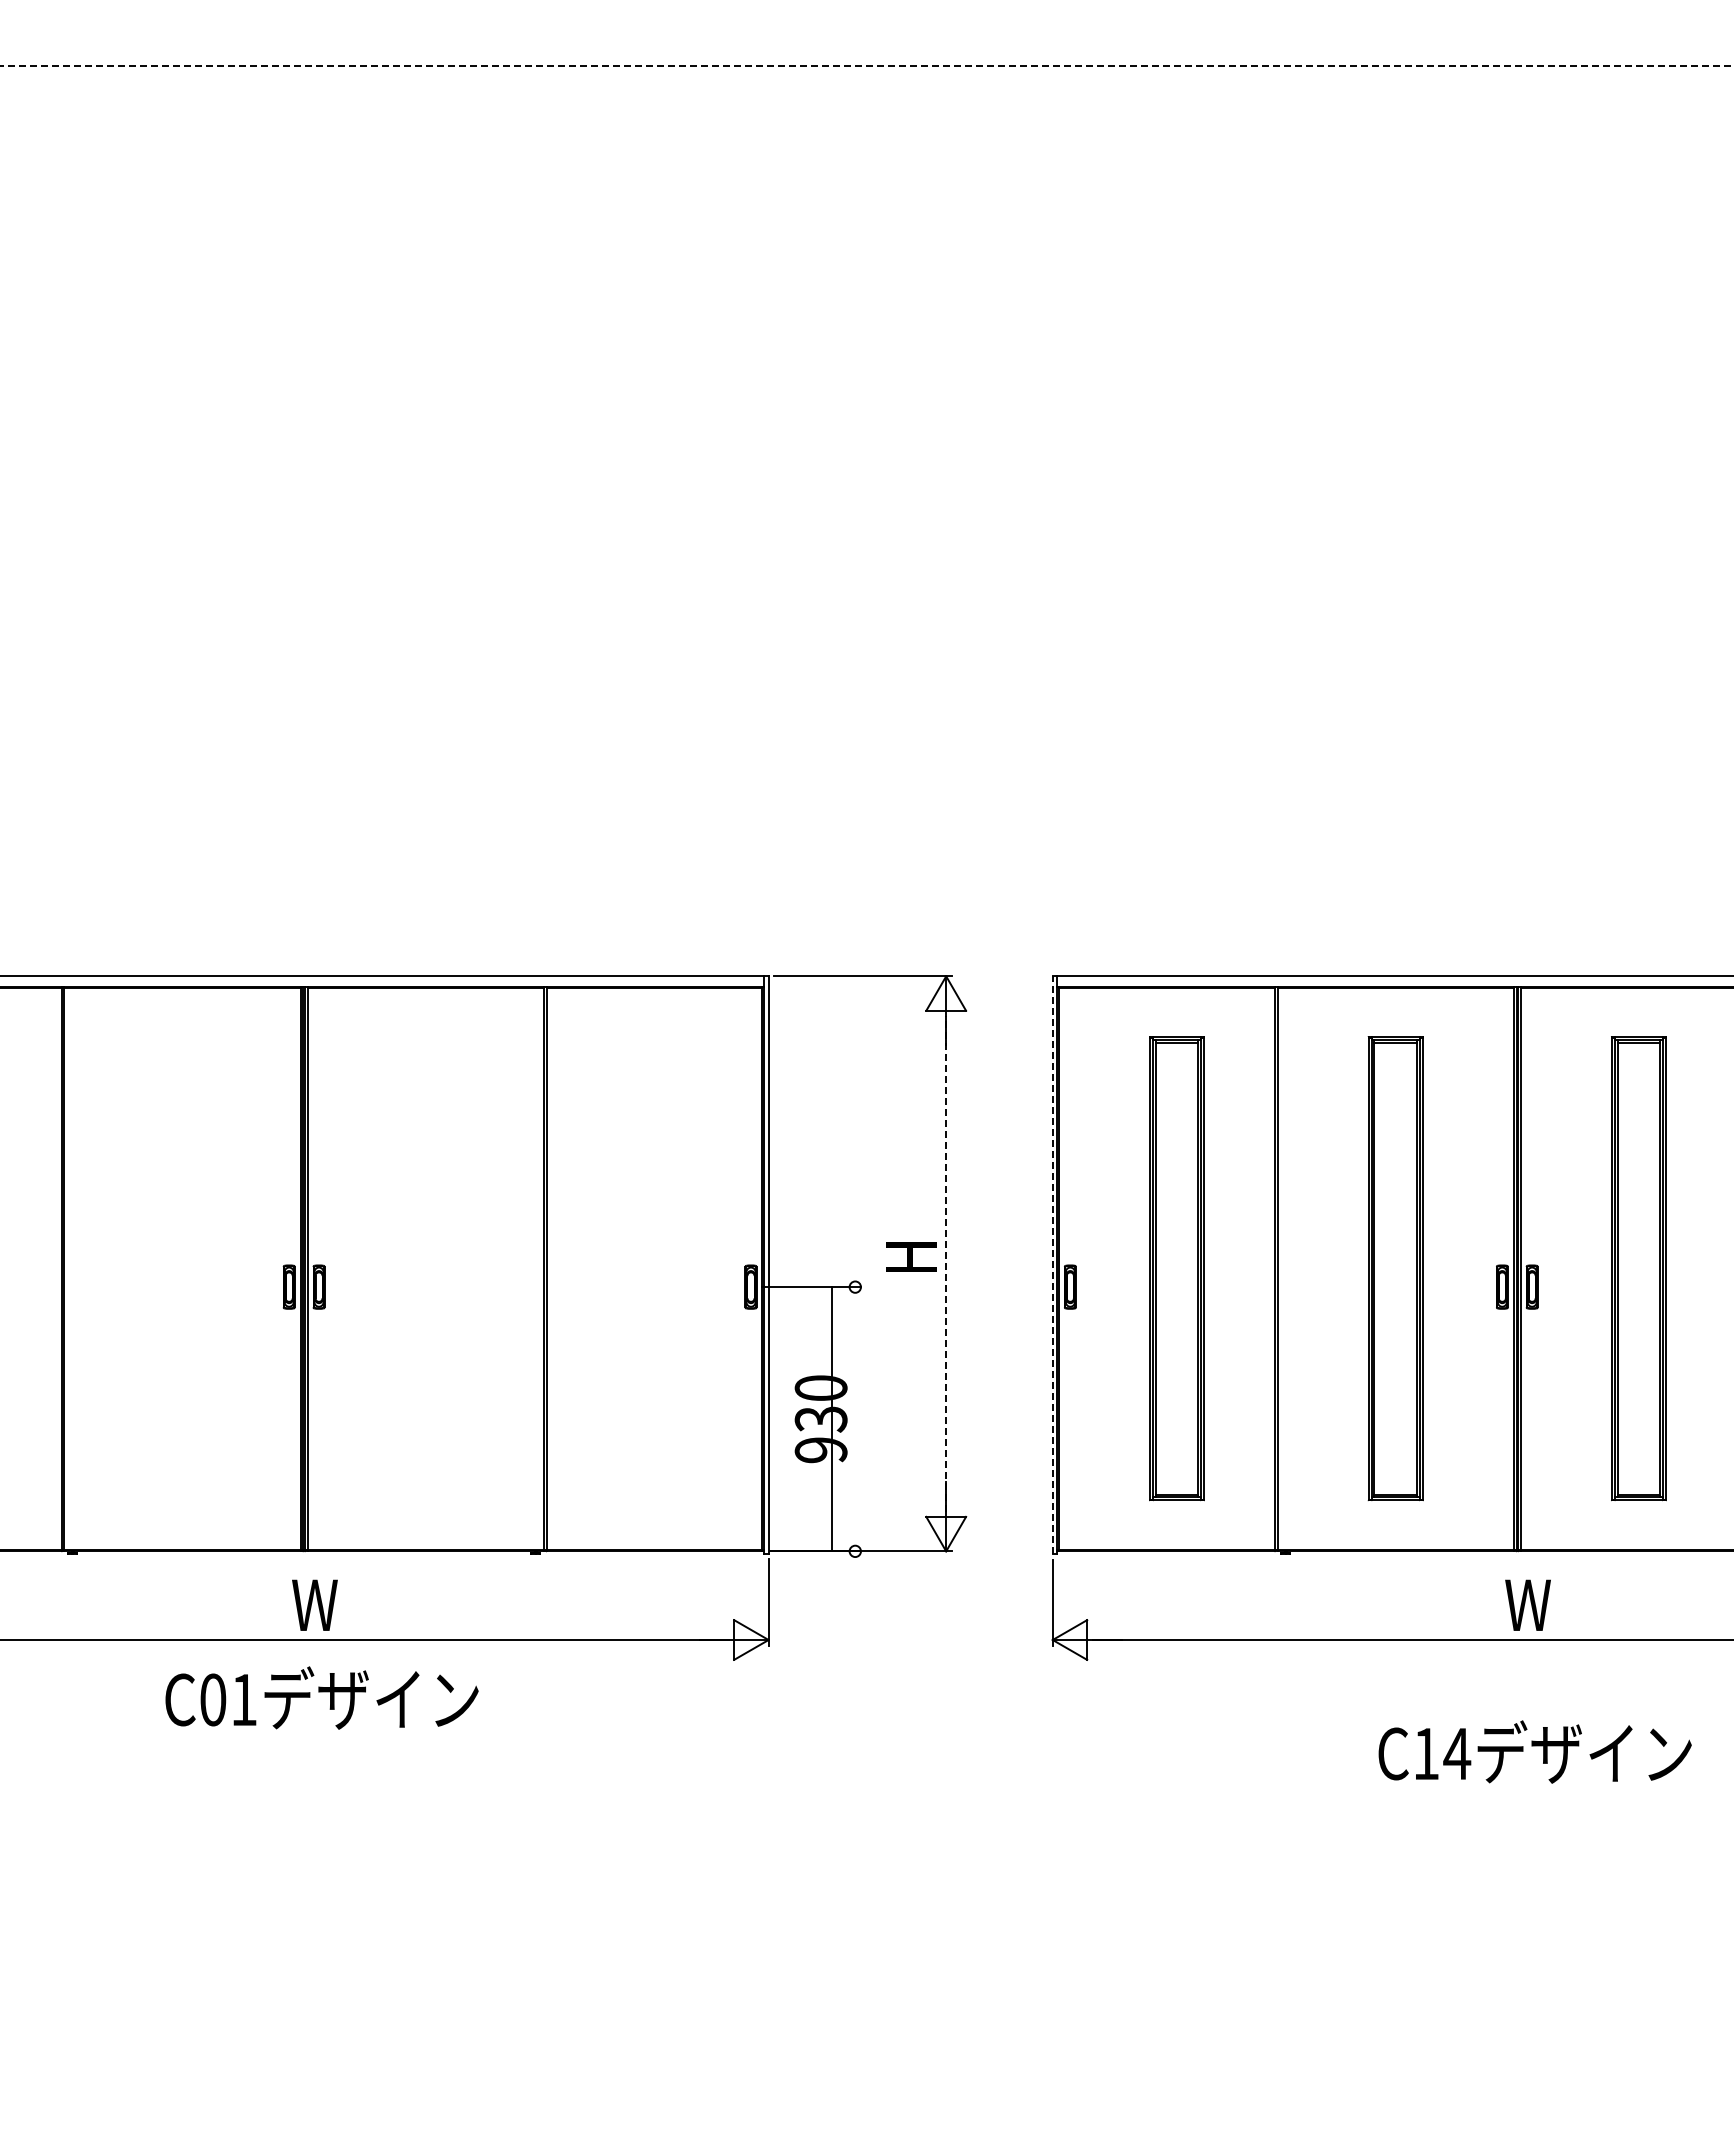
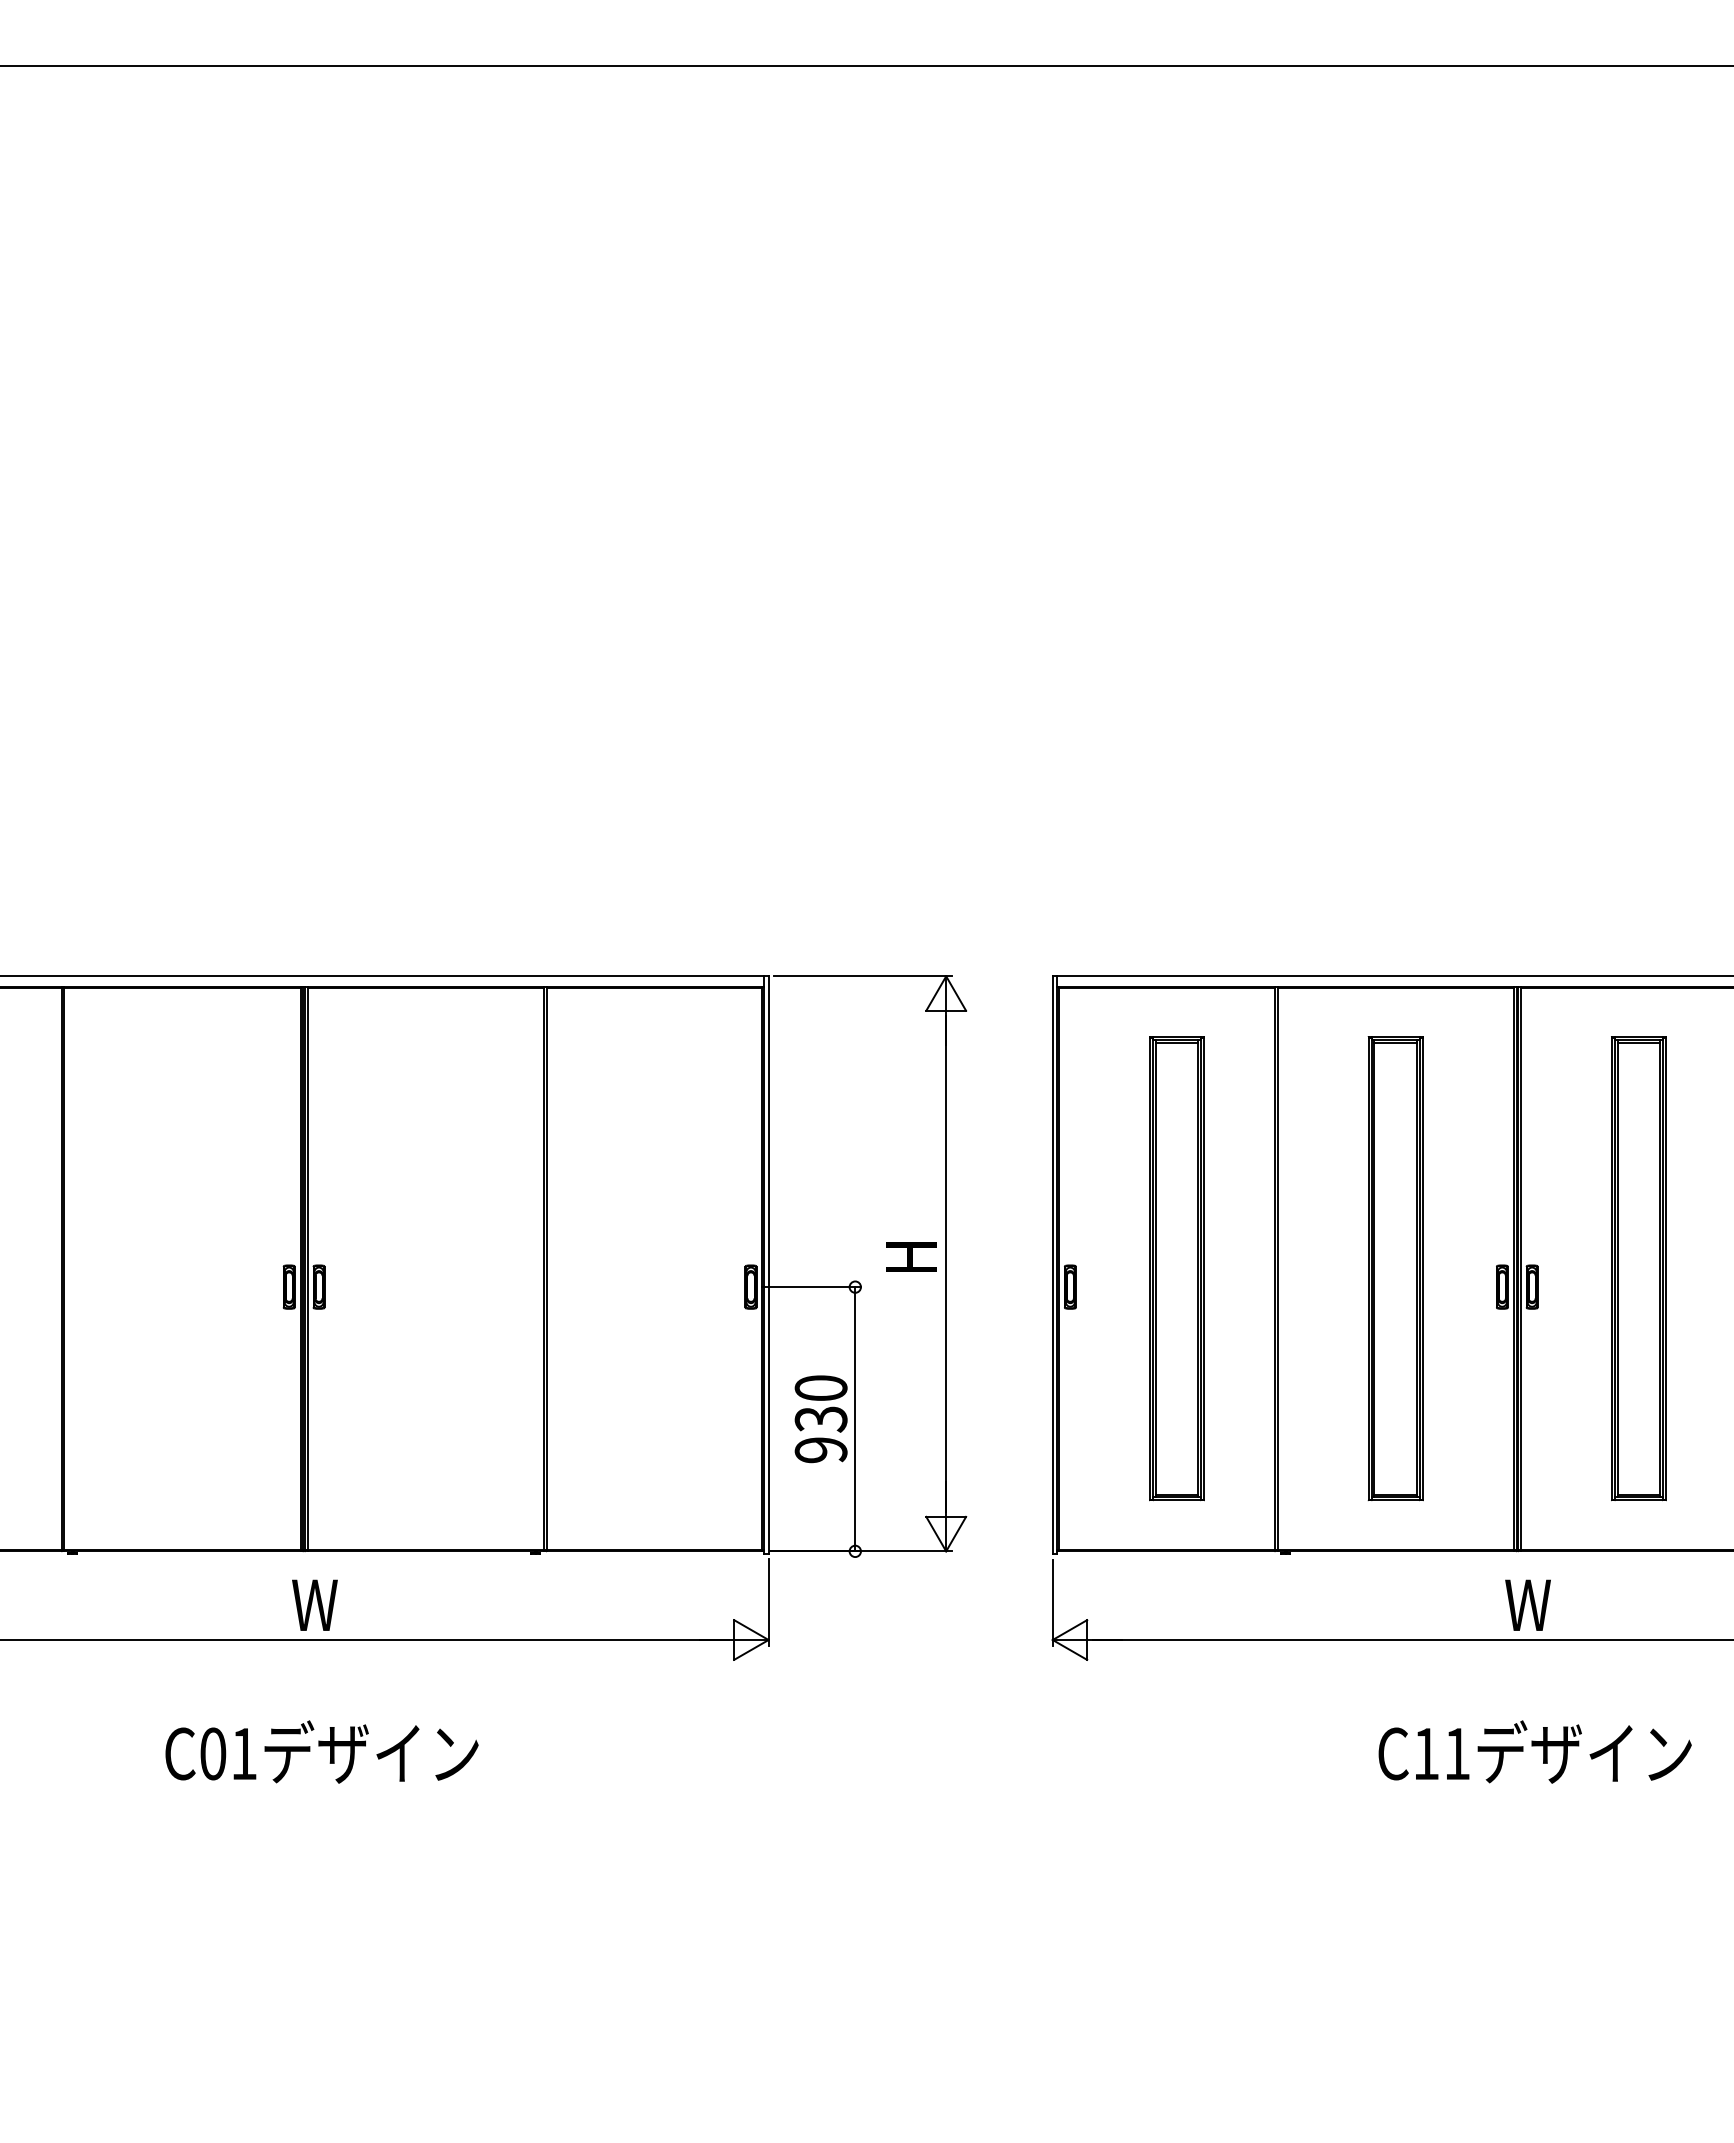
line: dashed -> solid (866, 66)
line: dashed -> solid (946, 1263)
line: dashed -> solid (1052, 1265)
line position: (832, 1419) -> (855, 1419) (855, 1419)
text position: (321, 1697) -> (321, 1751) (321, 1751)
text: C14 -> C11 (1457, 1753)
